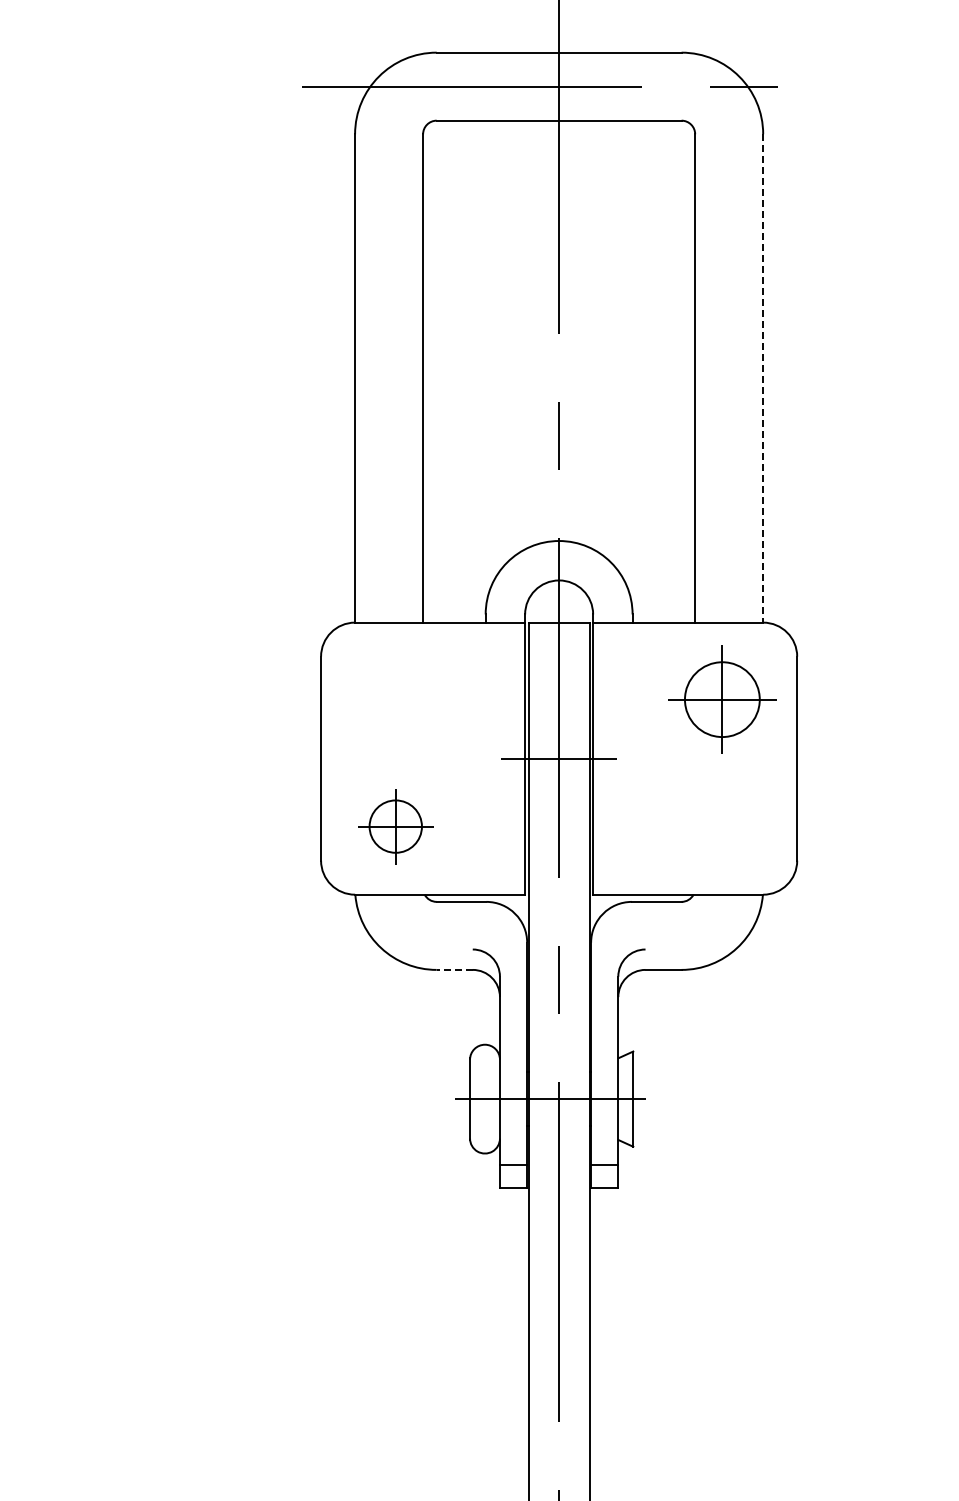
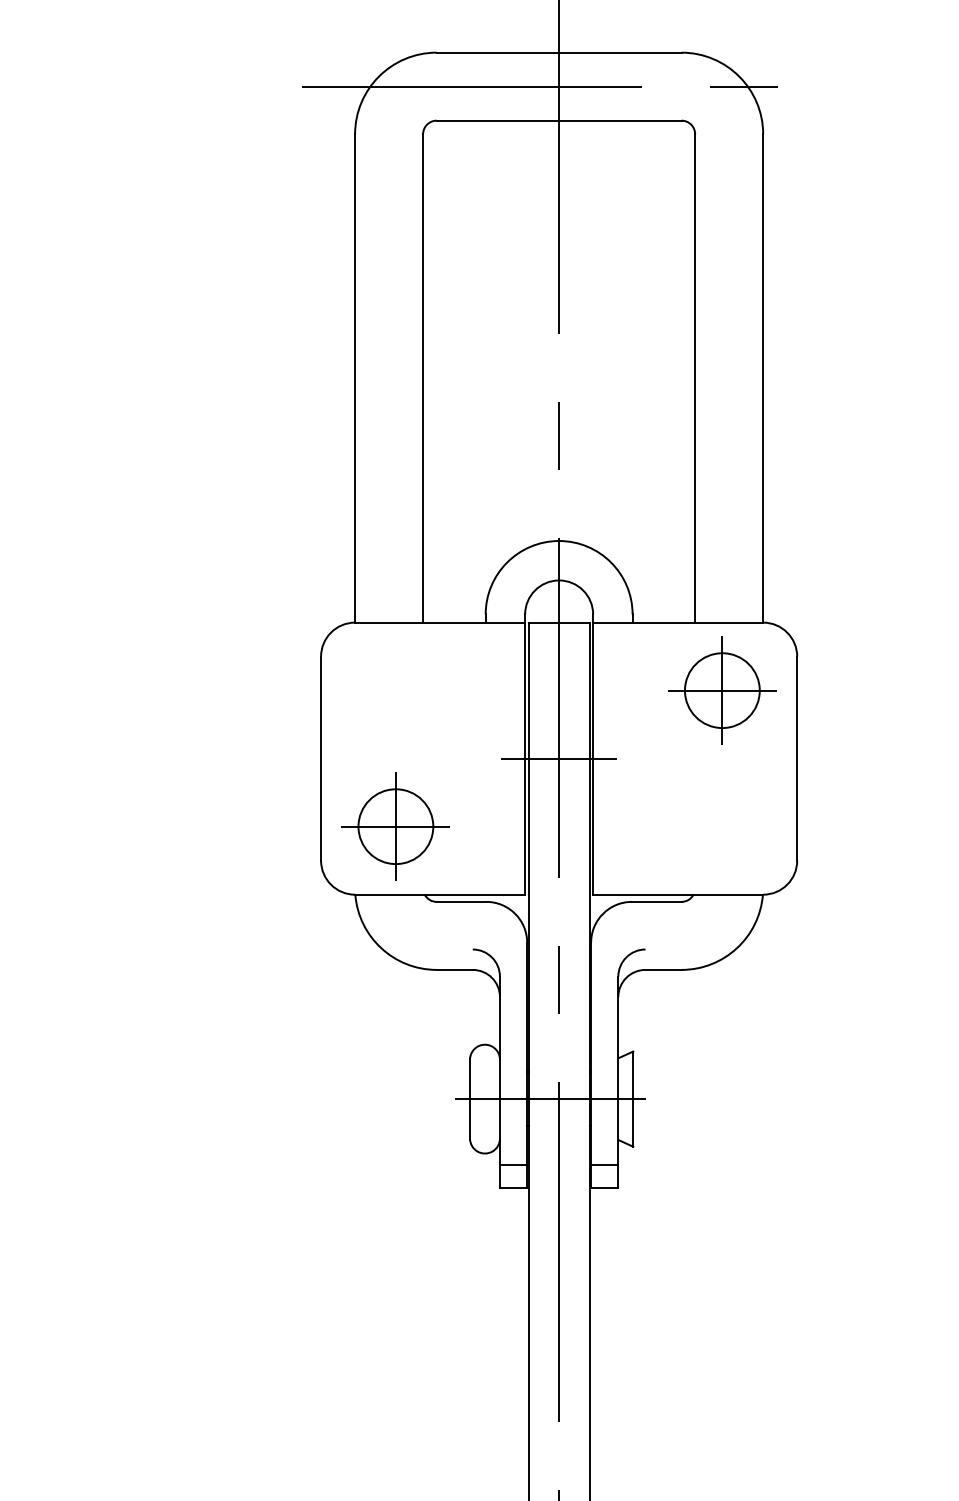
line: dashed -> solid (763, 378)
part position: (722, 699) -> (722, 690) (722, 690)
part size: 76x76 px -> 109x109 px (395, 826)
line: dashed -> solid (454, 969)
